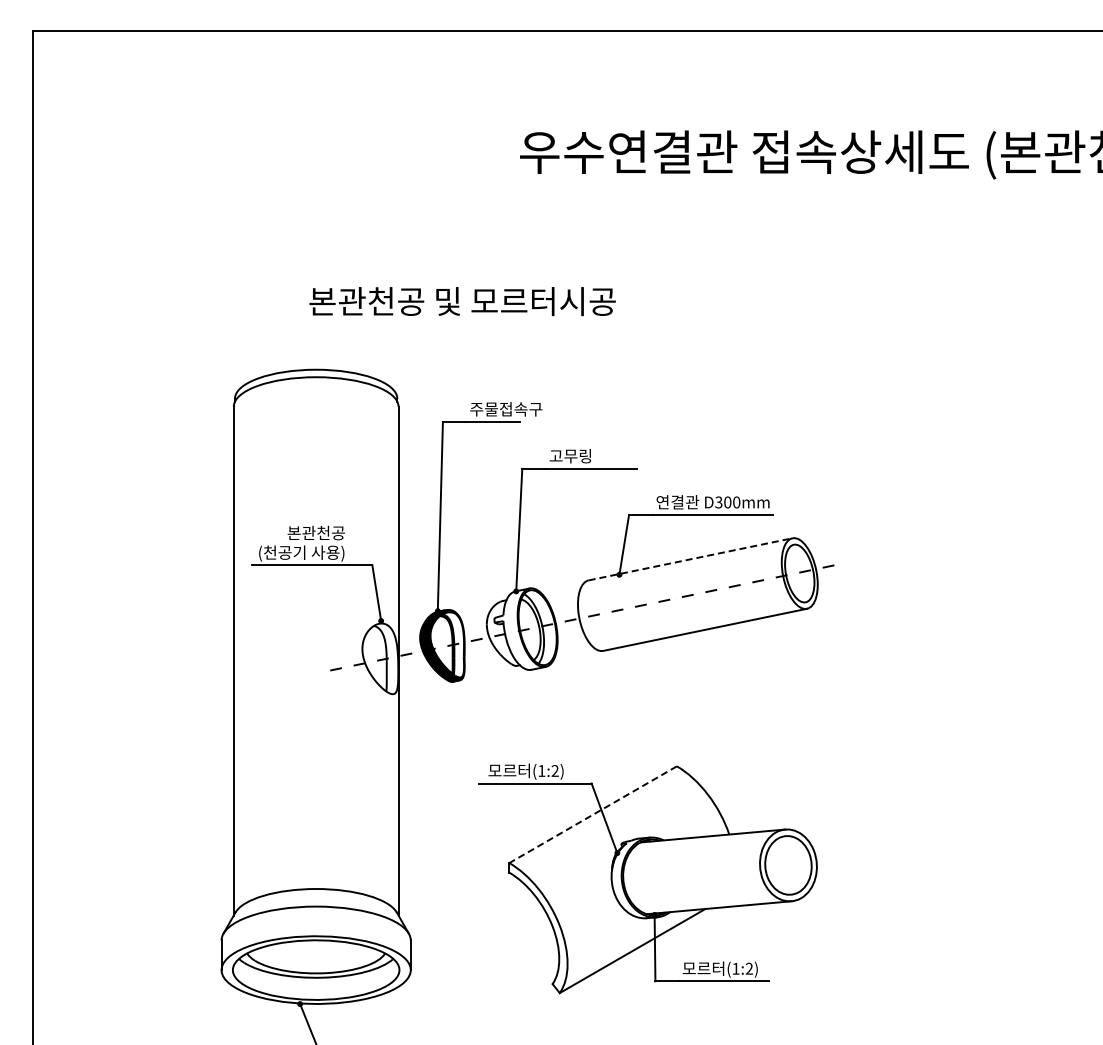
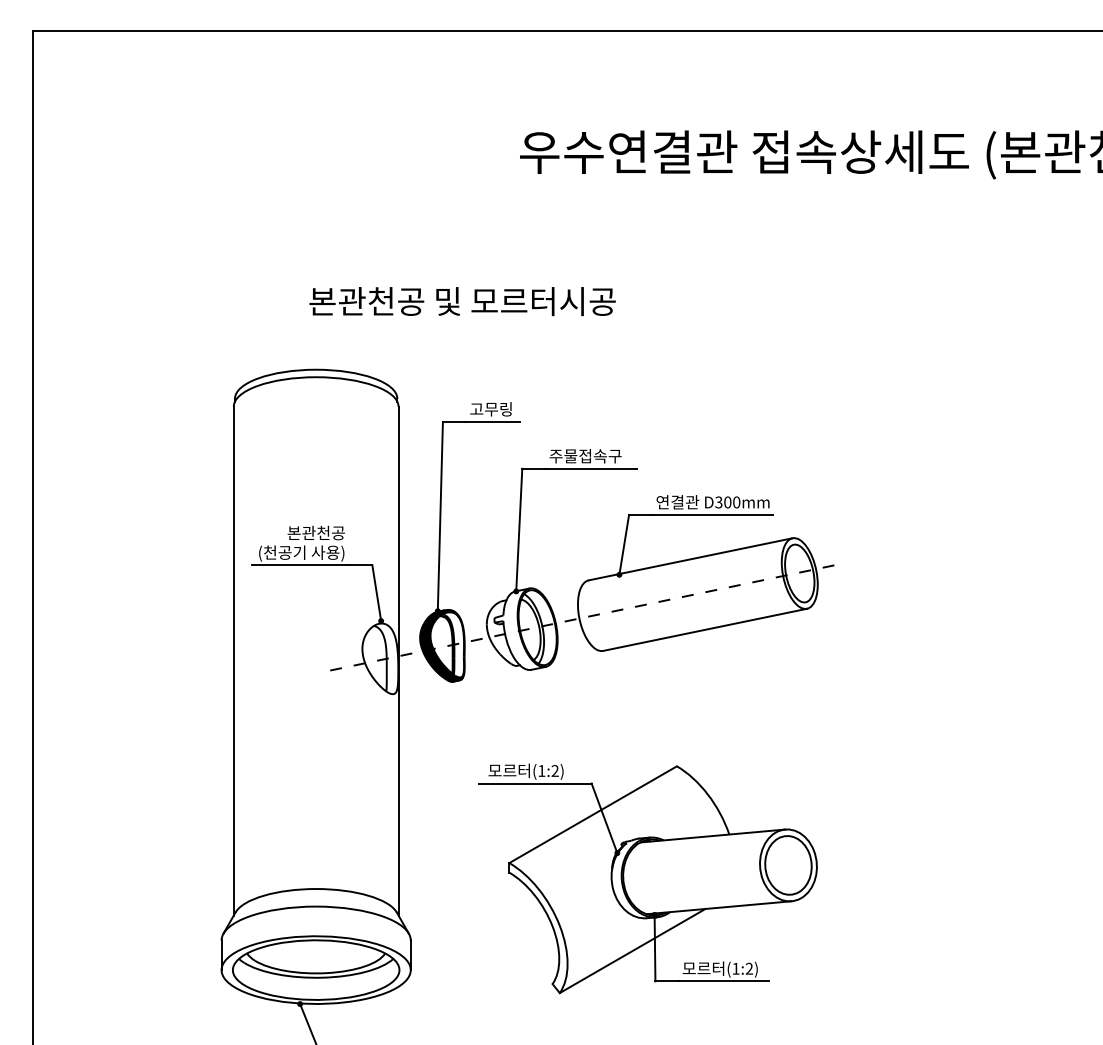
text: 주물접속구 -> 고무링 (506, 409)
text: 고무링 -> 주물접속구 (585, 456)
line: dashed -> solid (691, 559)
line: dashed -> solid (593, 814)
